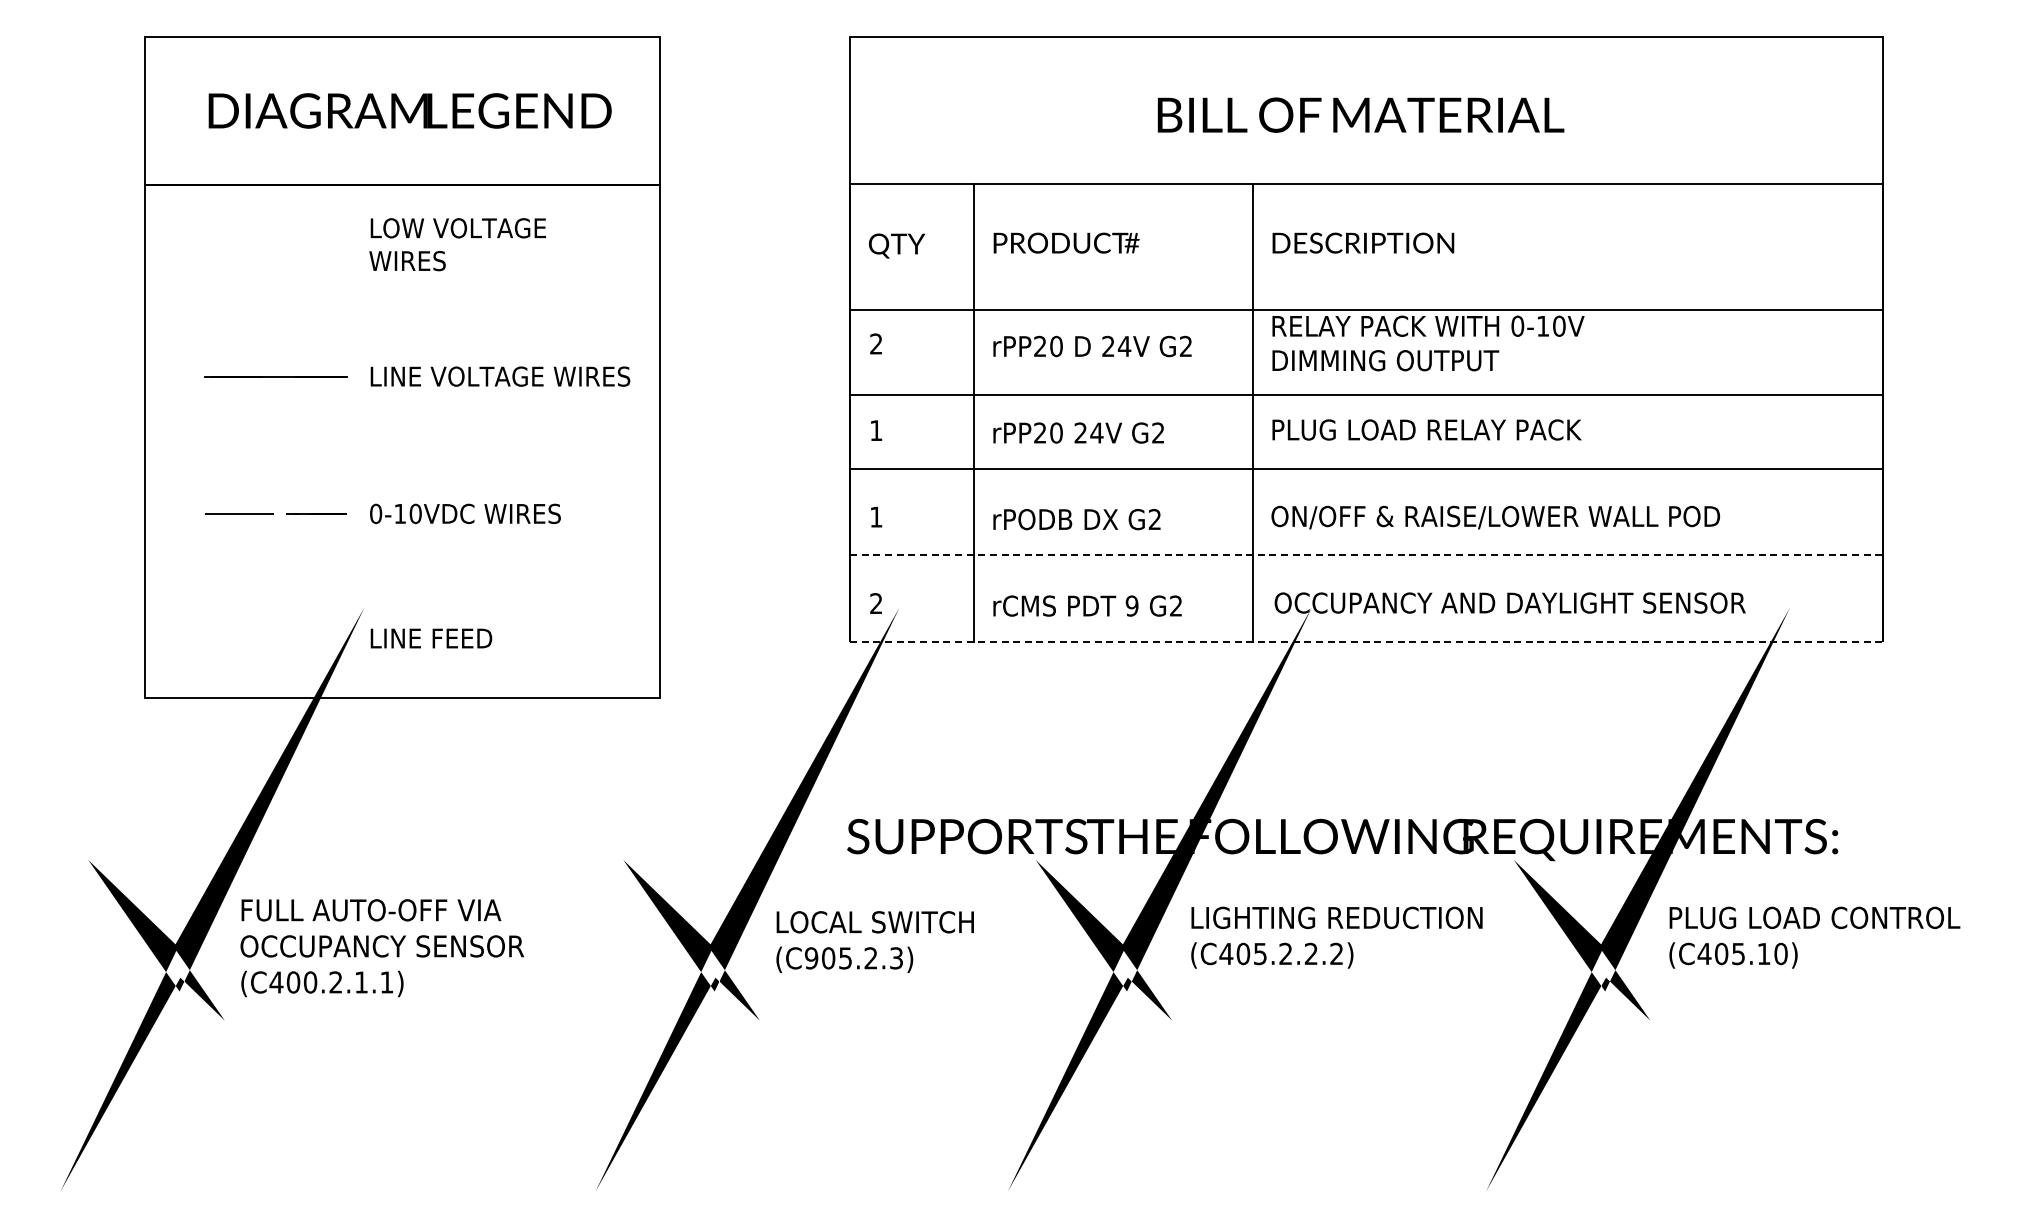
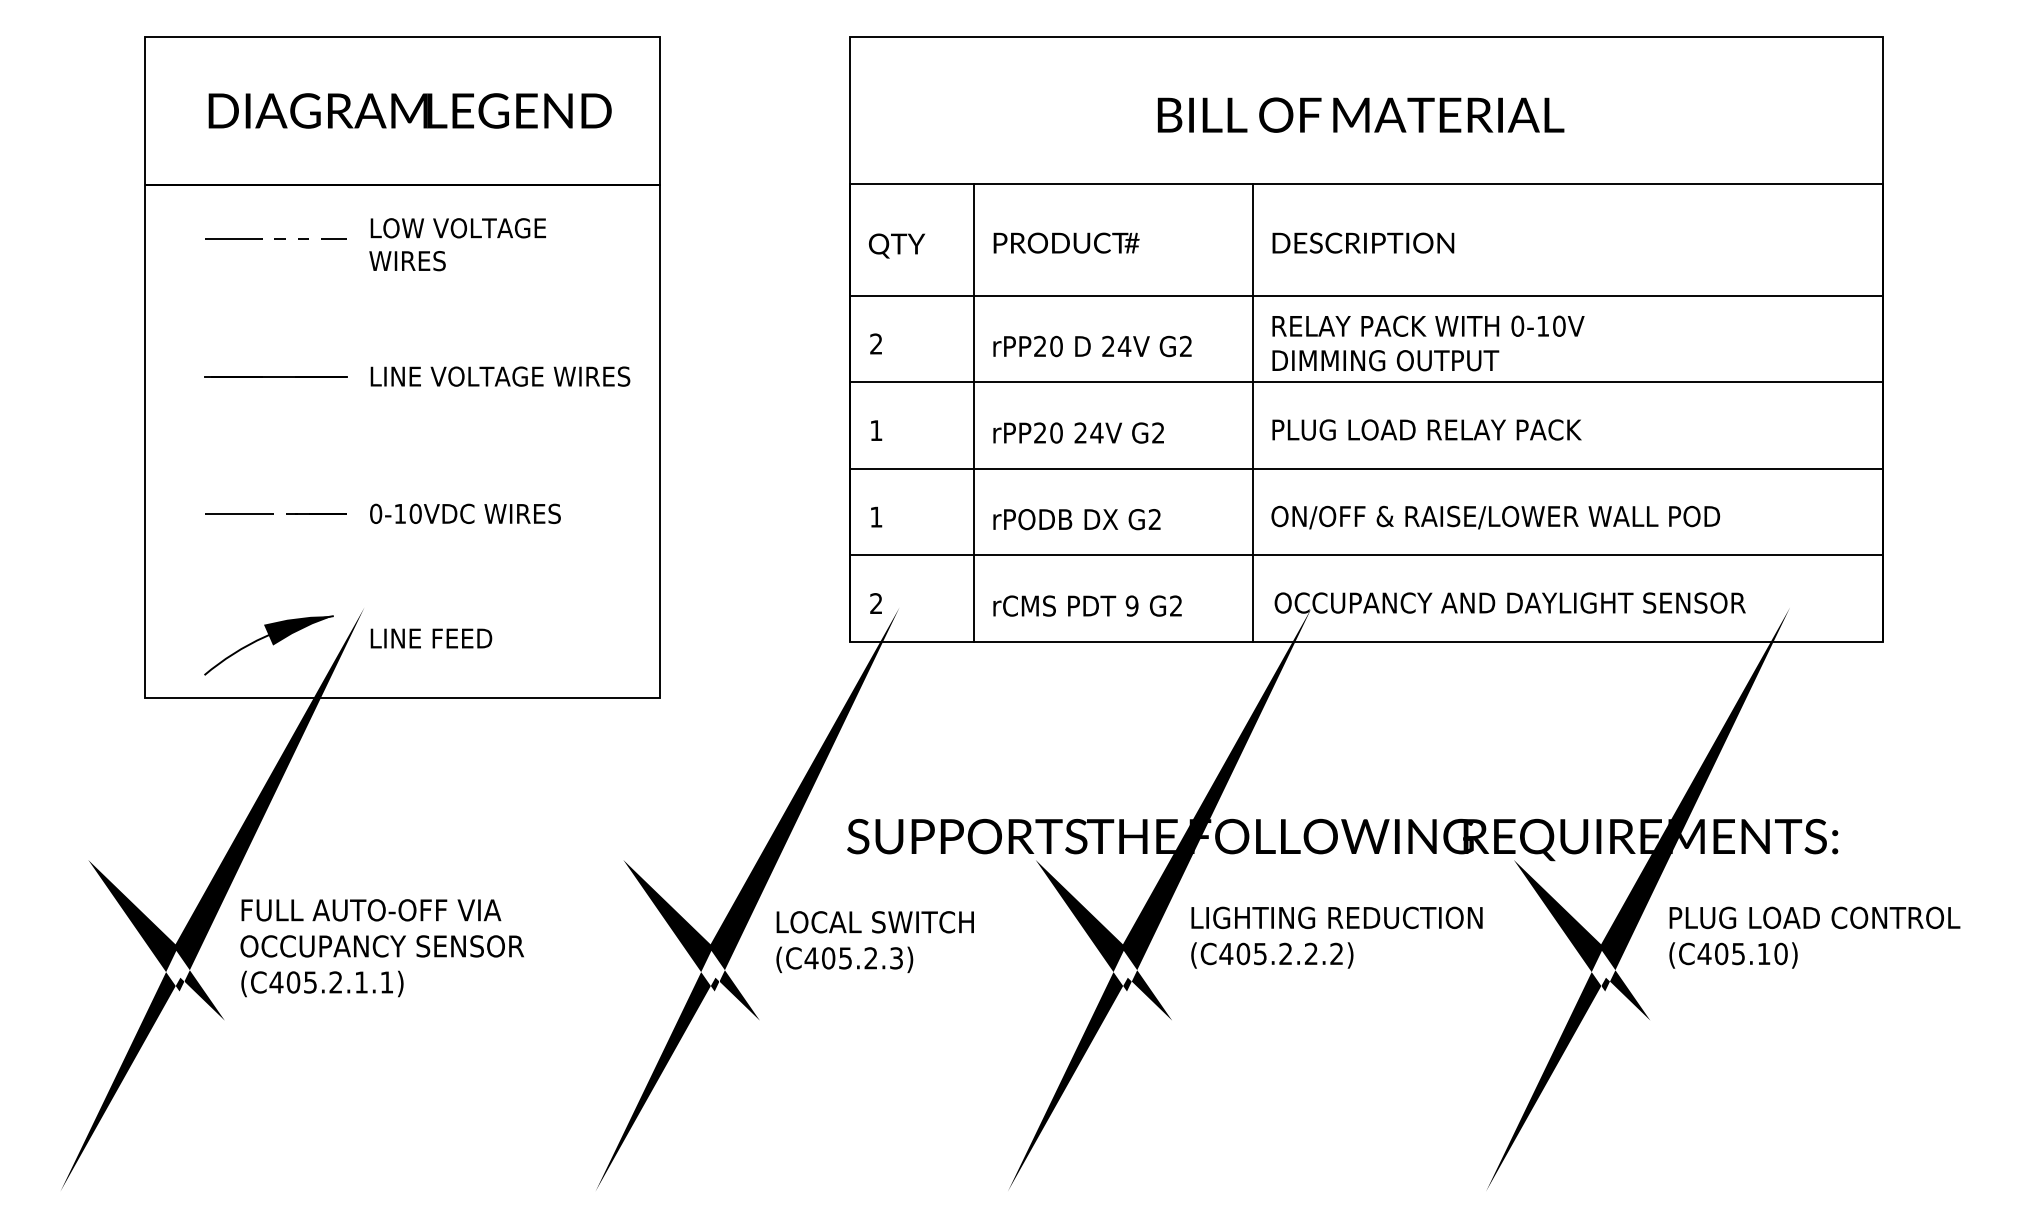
line: none -> present (275, 238)
line position: (1366, 309) -> (1366, 295) (1366, 295)
line position: (1366, 395) -> (1366, 382) (1366, 382)
line: dashed -> solid (1366, 555)
line: dashed -> solid (1366, 641)
part: none -> present (268, 645)
text: (C905.2.3) -> (C405.2.3) (811, 958)
text: (C400.2.1.1) -> (C405.2.1.1) (310, 982)
